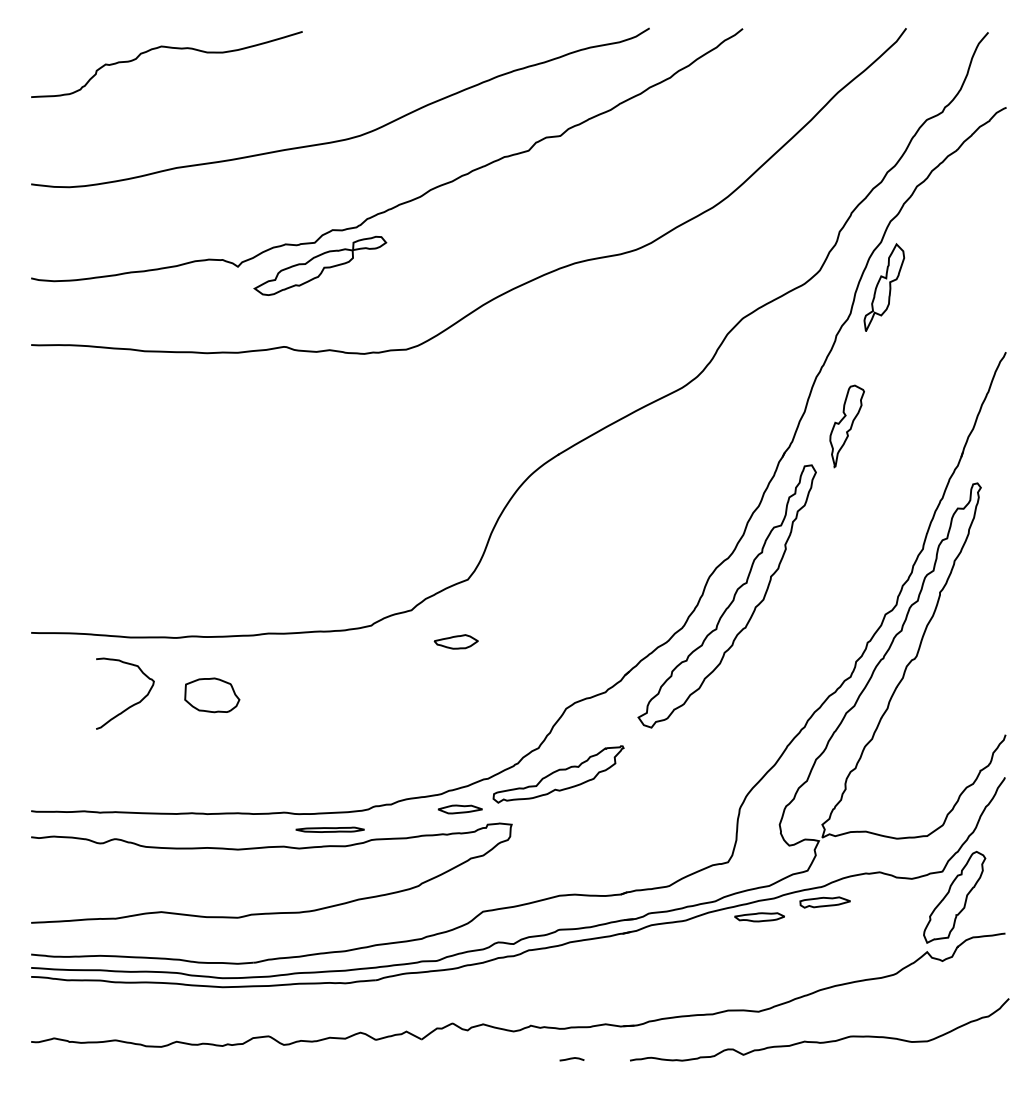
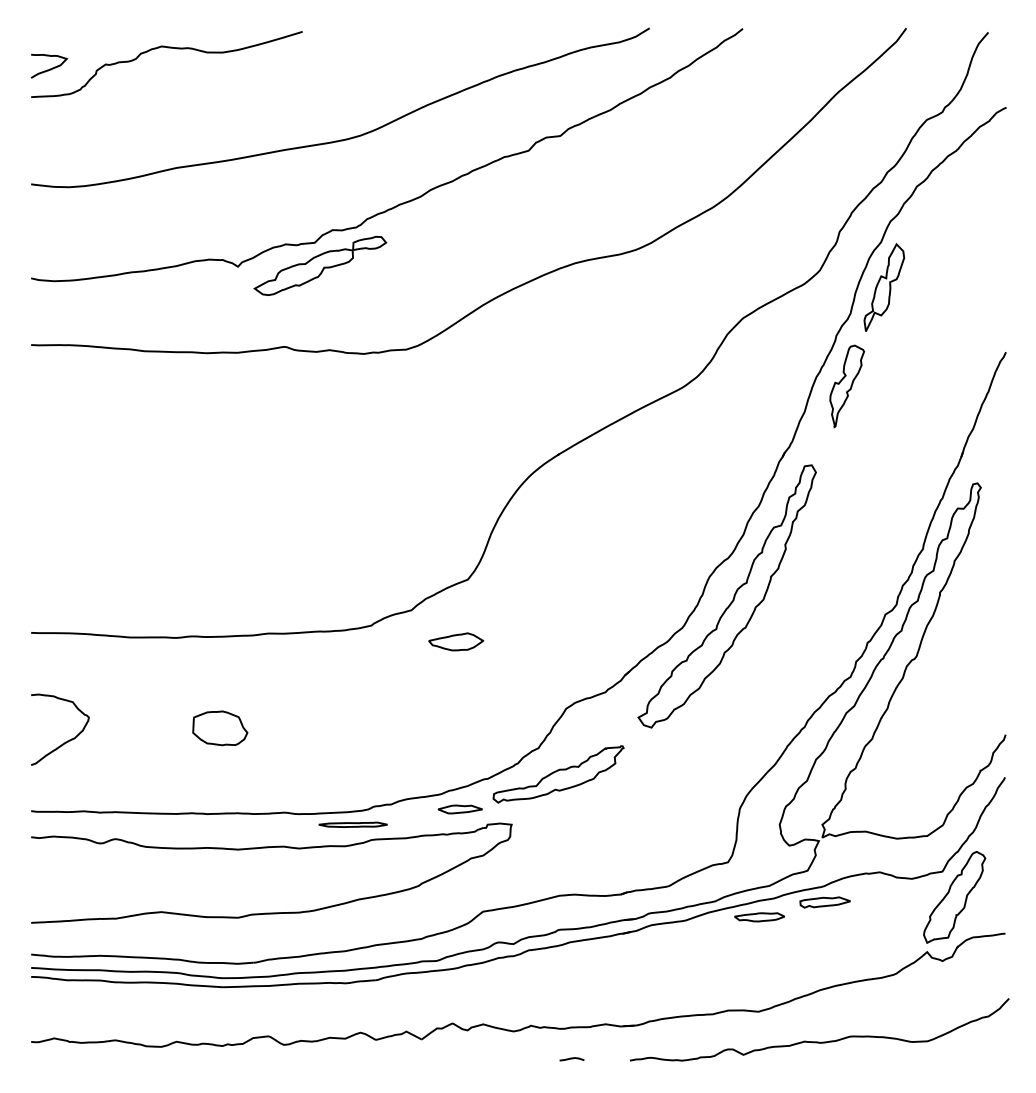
curve: none -> present (50, 68)
part position: (846, 426) -> (846, 386) (846, 386)
part size: 46x16 px -> 57x20 px (456, 641)
part position: (212, 695) -> (220, 728) (220, 728)
curve position: (130, 705) -> (65, 741) (65, 741)
part position: (329, 829) -> (352, 824) (352, 824)
